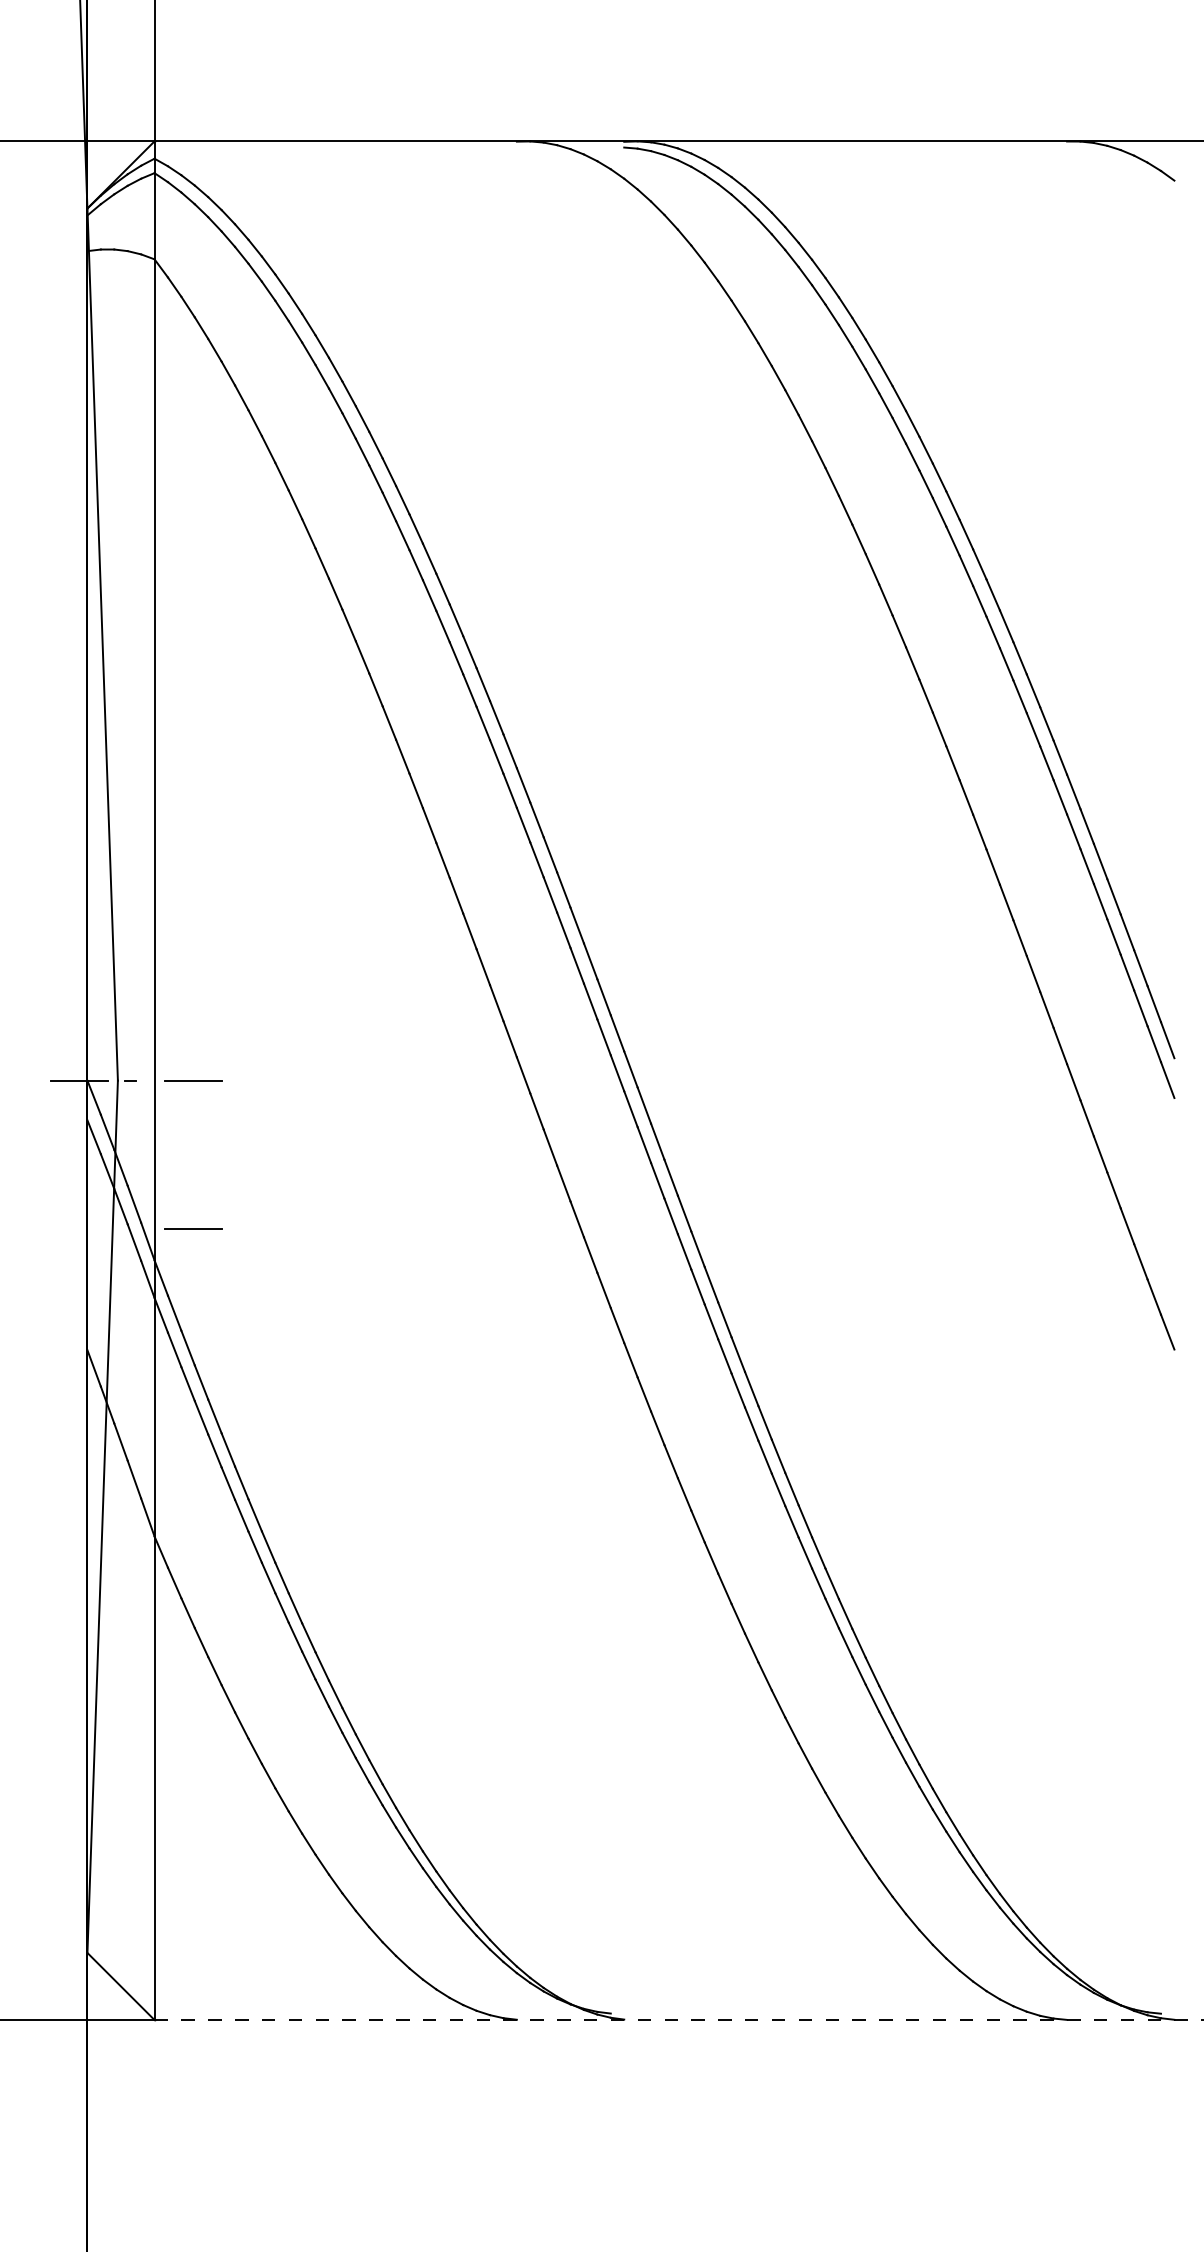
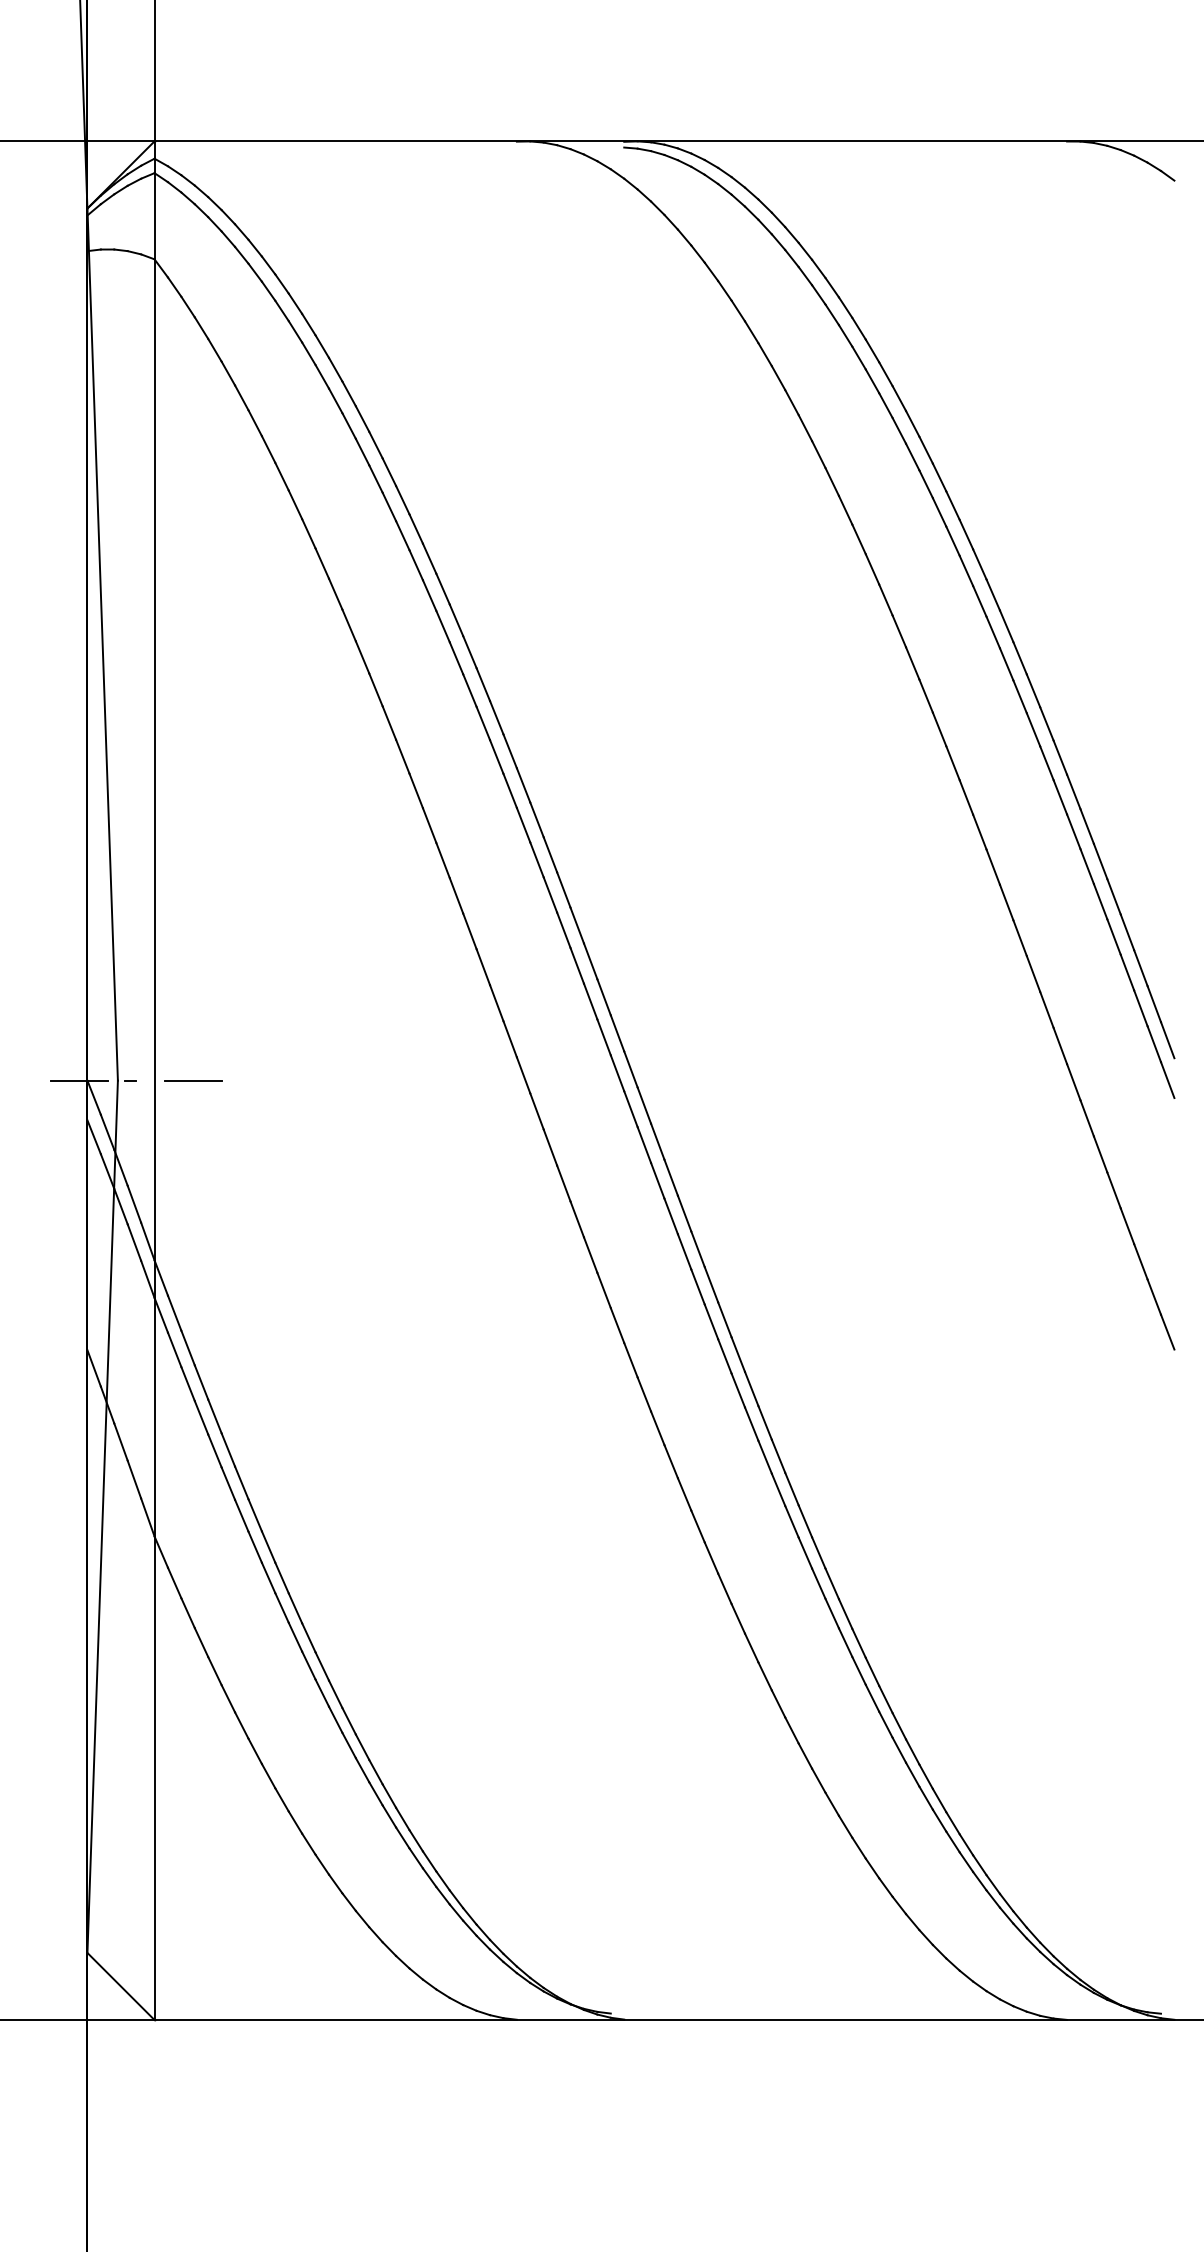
line: present -> none (193, 1228)
line: dashed -> solid (679, 2020)
